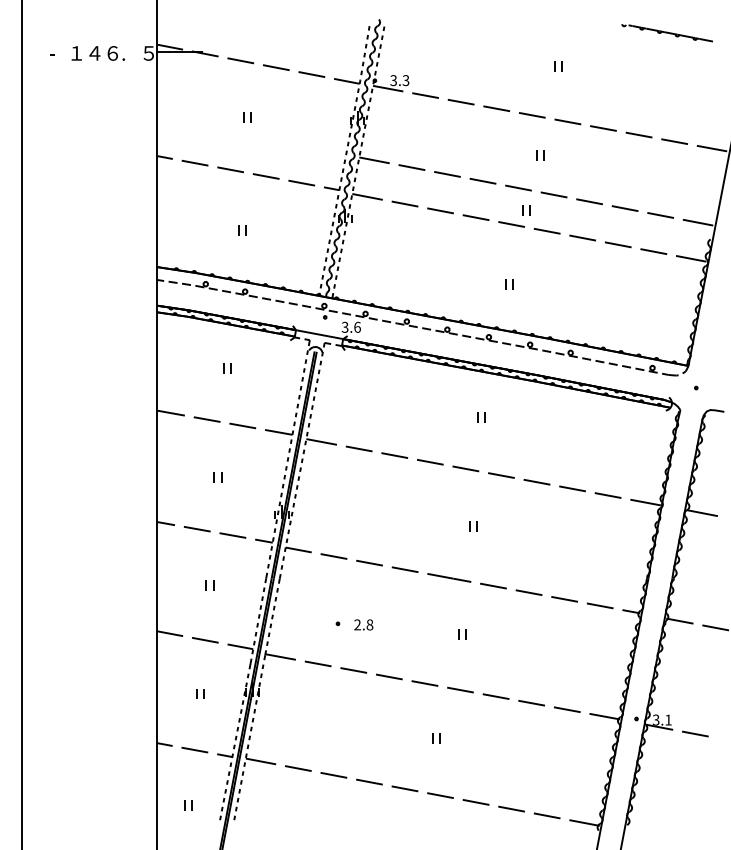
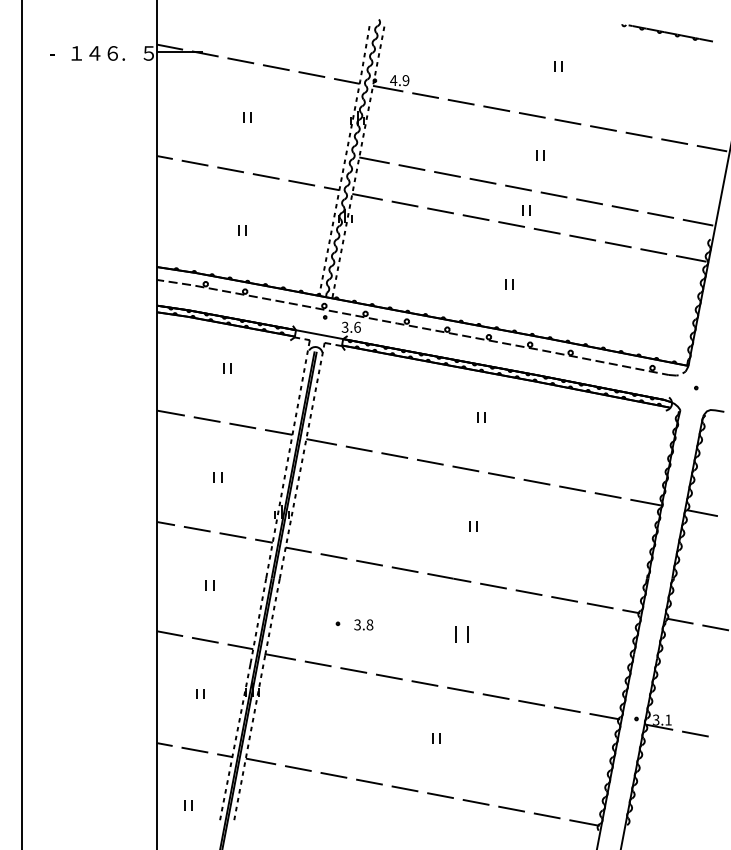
text: 3.3 -> 4.9 (399, 80)
text: 2.8 -> 3.8 (357, 625)
part size: 9x11 px -> 14x17 px (461, 634)
